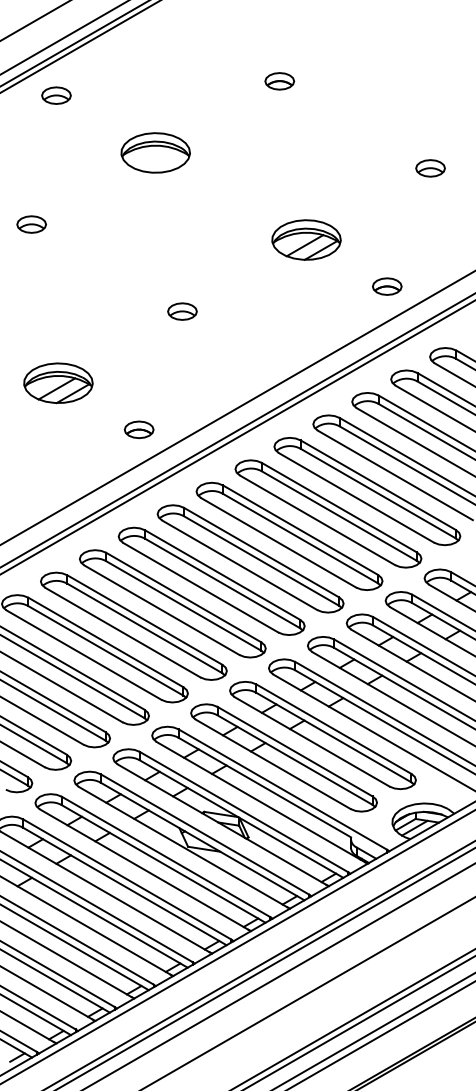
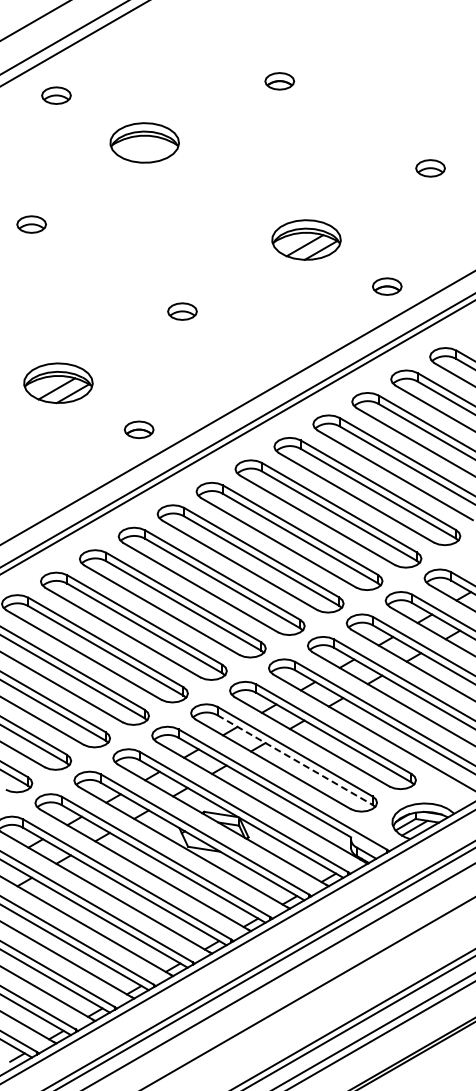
line: present -> none (79, 46)
part position: (155, 152) -> (144, 142) (144, 142)
line: solid -> dashed (295, 760)
